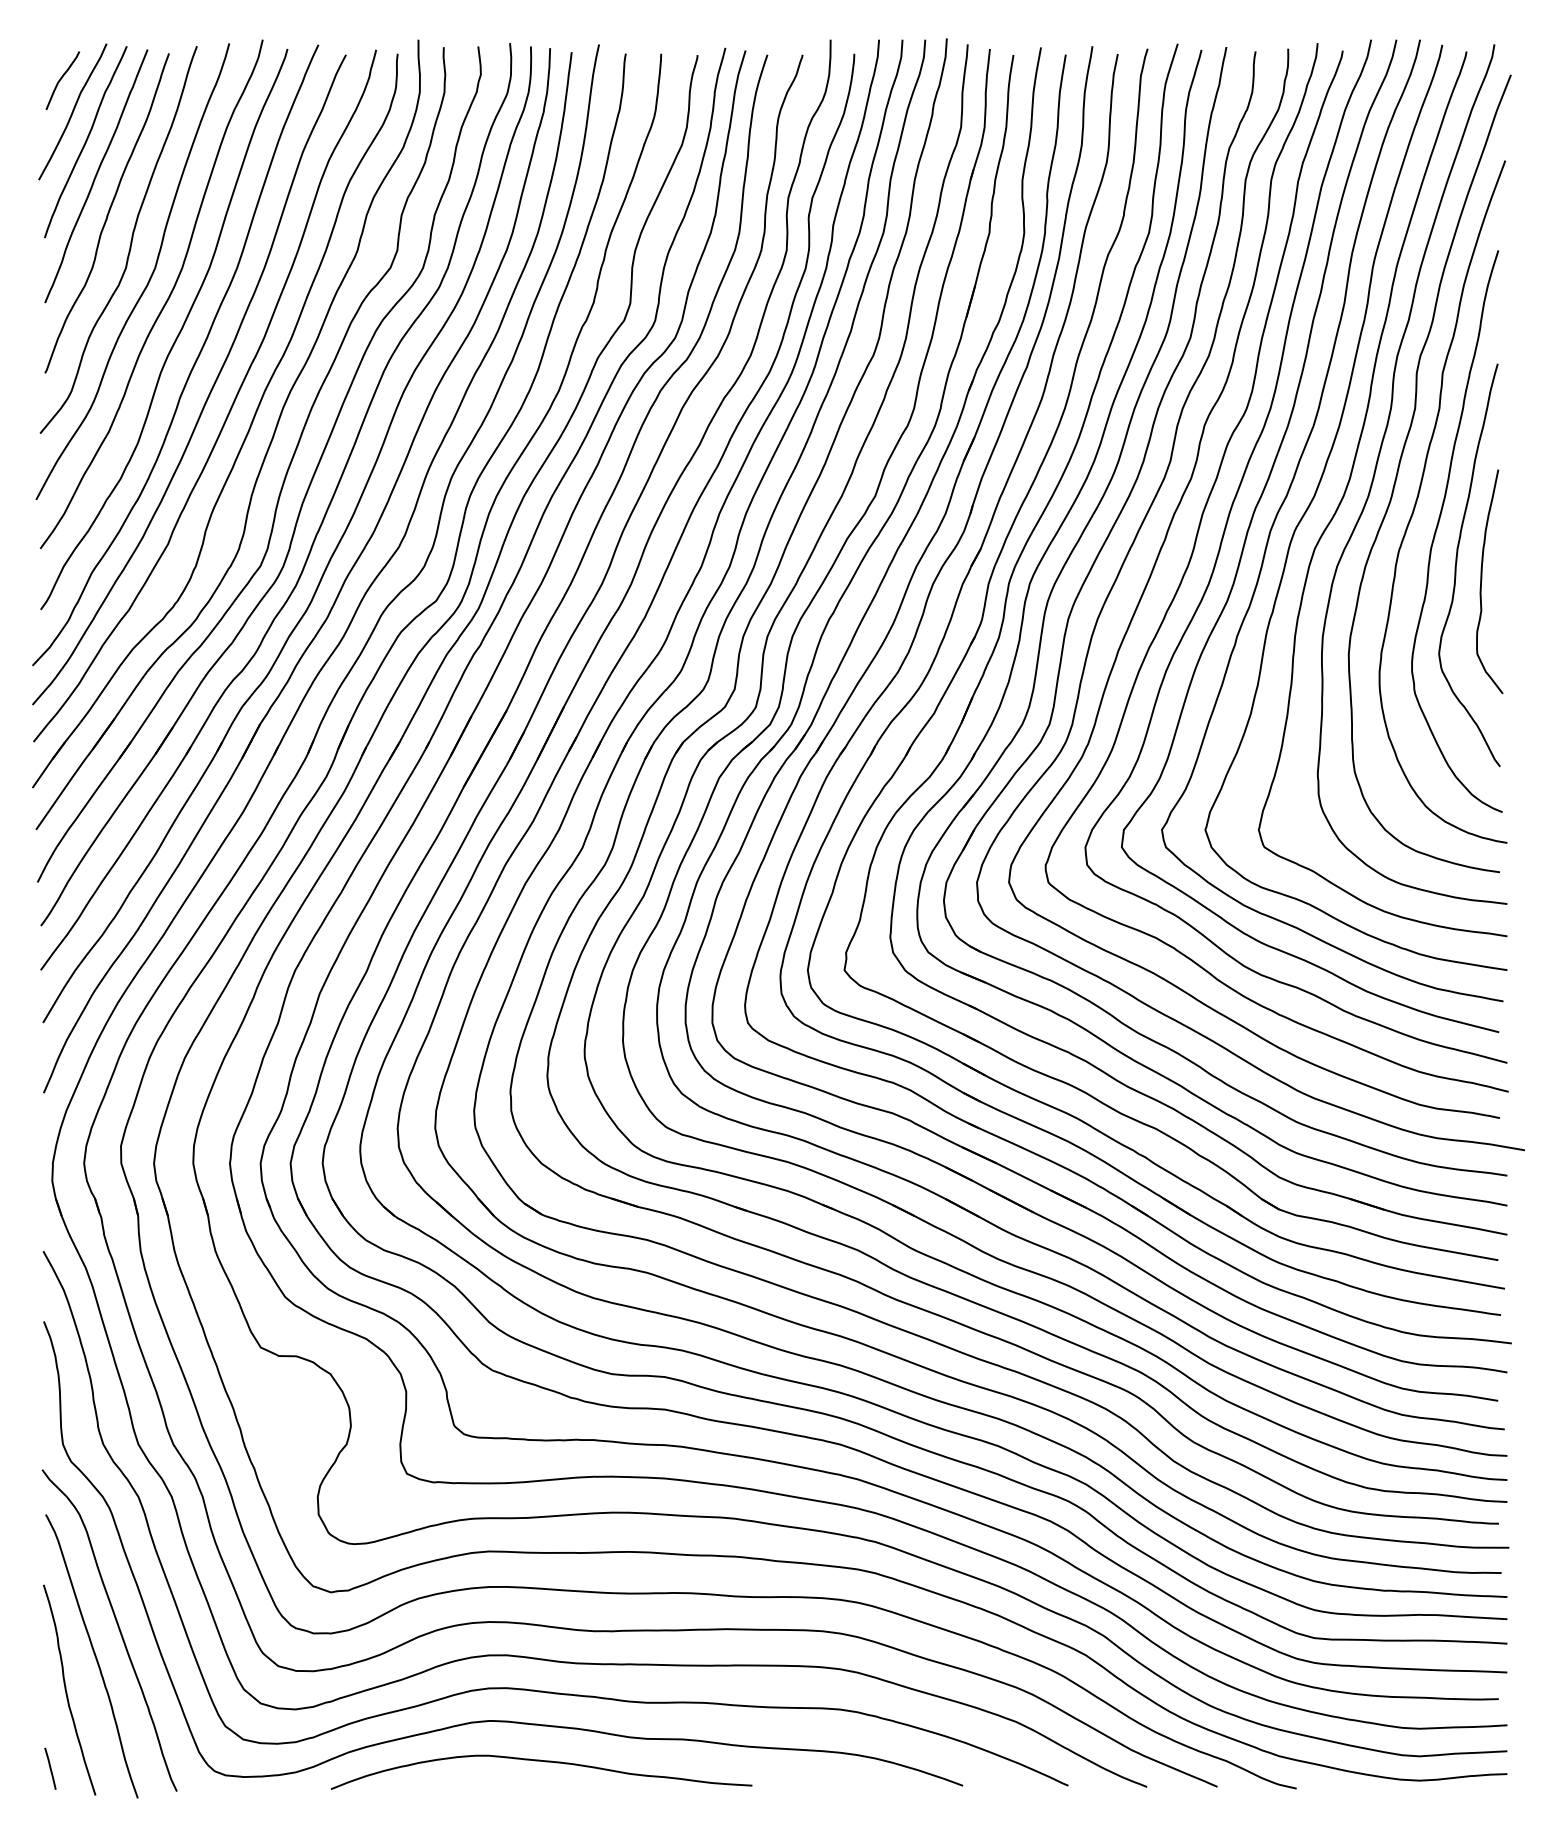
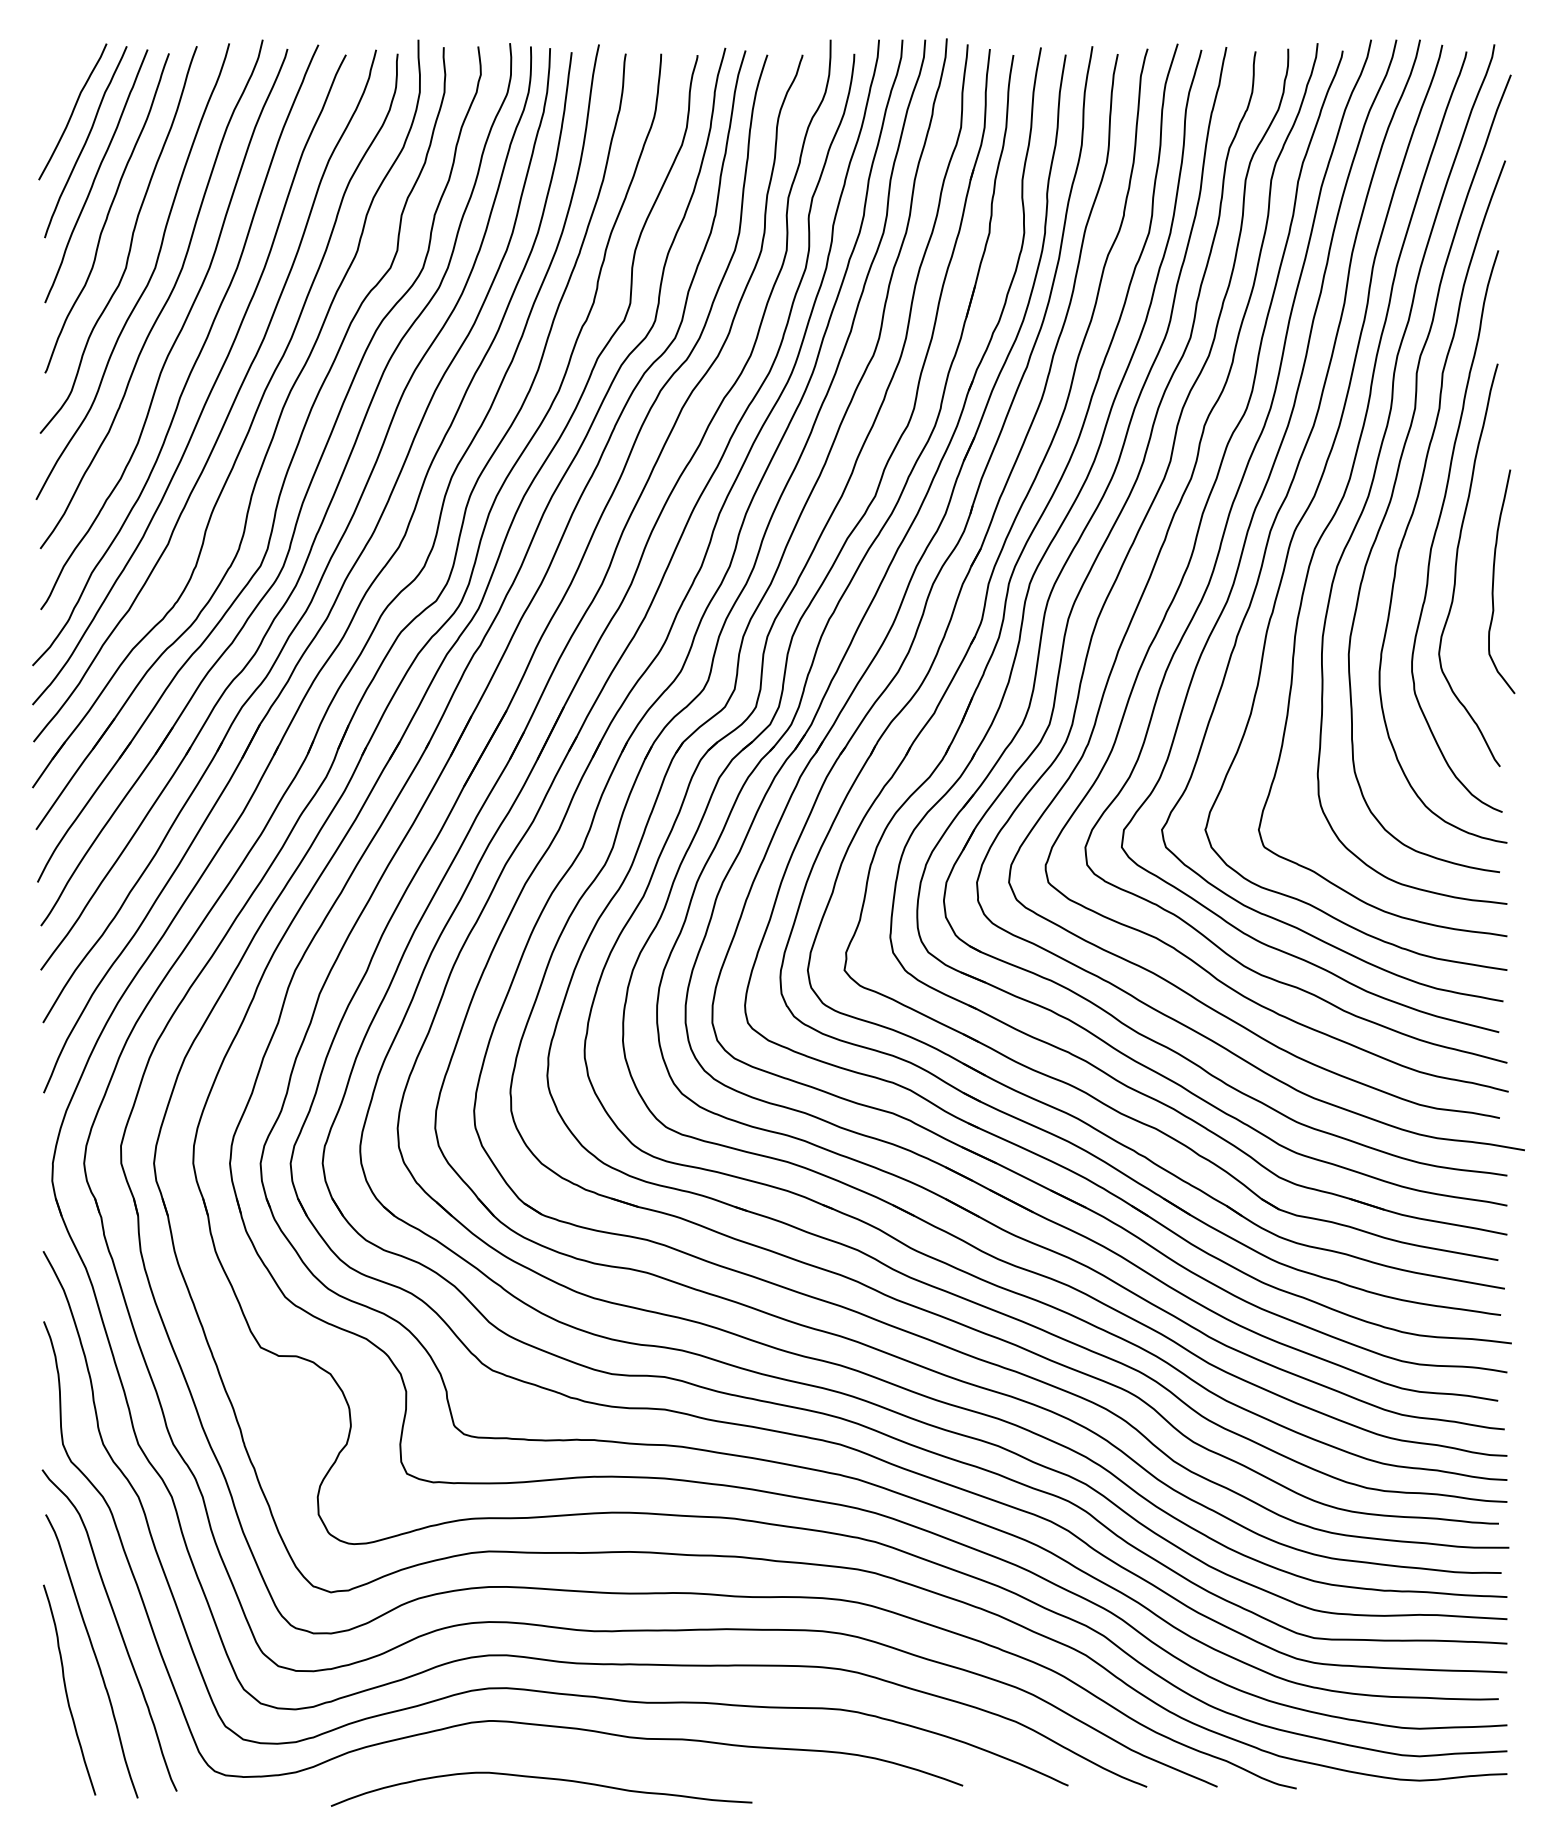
curve: present -> none (61, 79)
curve position: (1482, 580) -> (1494, 580) (1494, 580)
curve position: (545, 1762) -> (545, 1779) (545, 1779)
line: present -> none (50, 1768)
